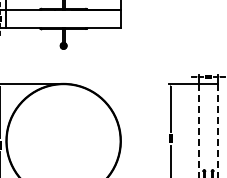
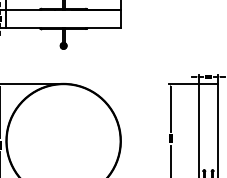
line: dashed -> solid (199, 130)
line: dashed -> solid (217, 130)
